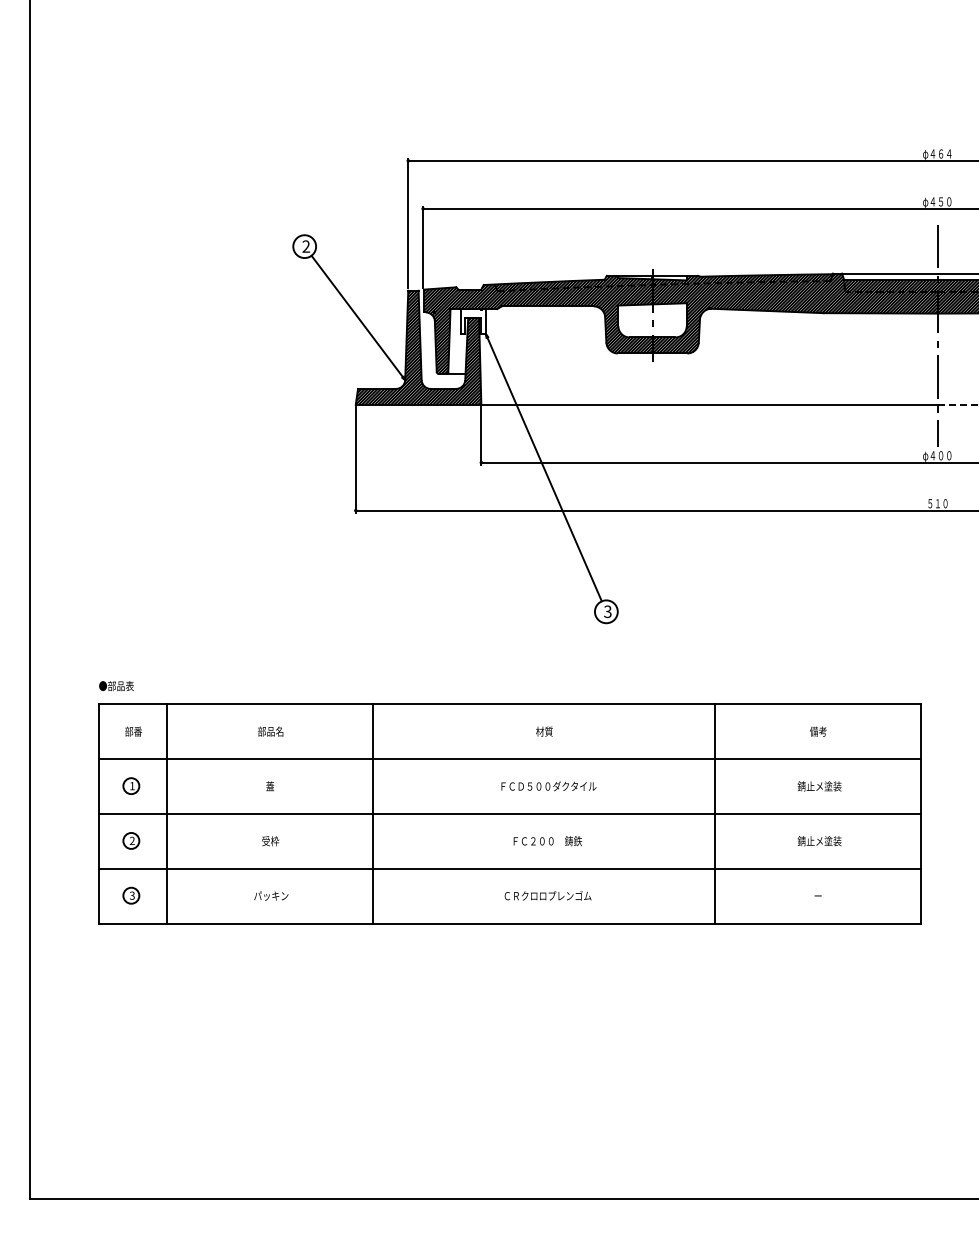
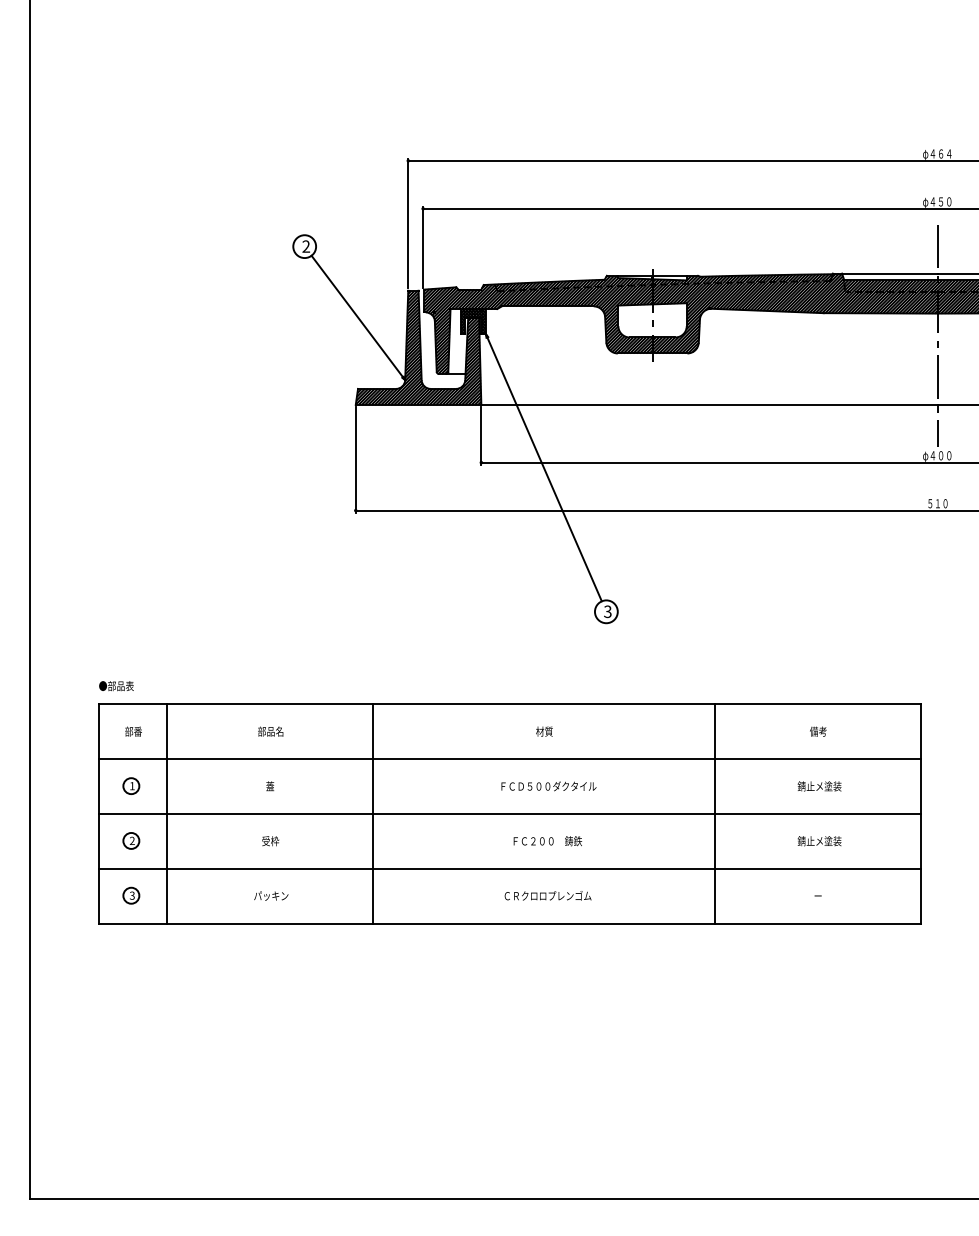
hatch: none -> present (472, 321)
line: dashed -> solid (958, 404)
